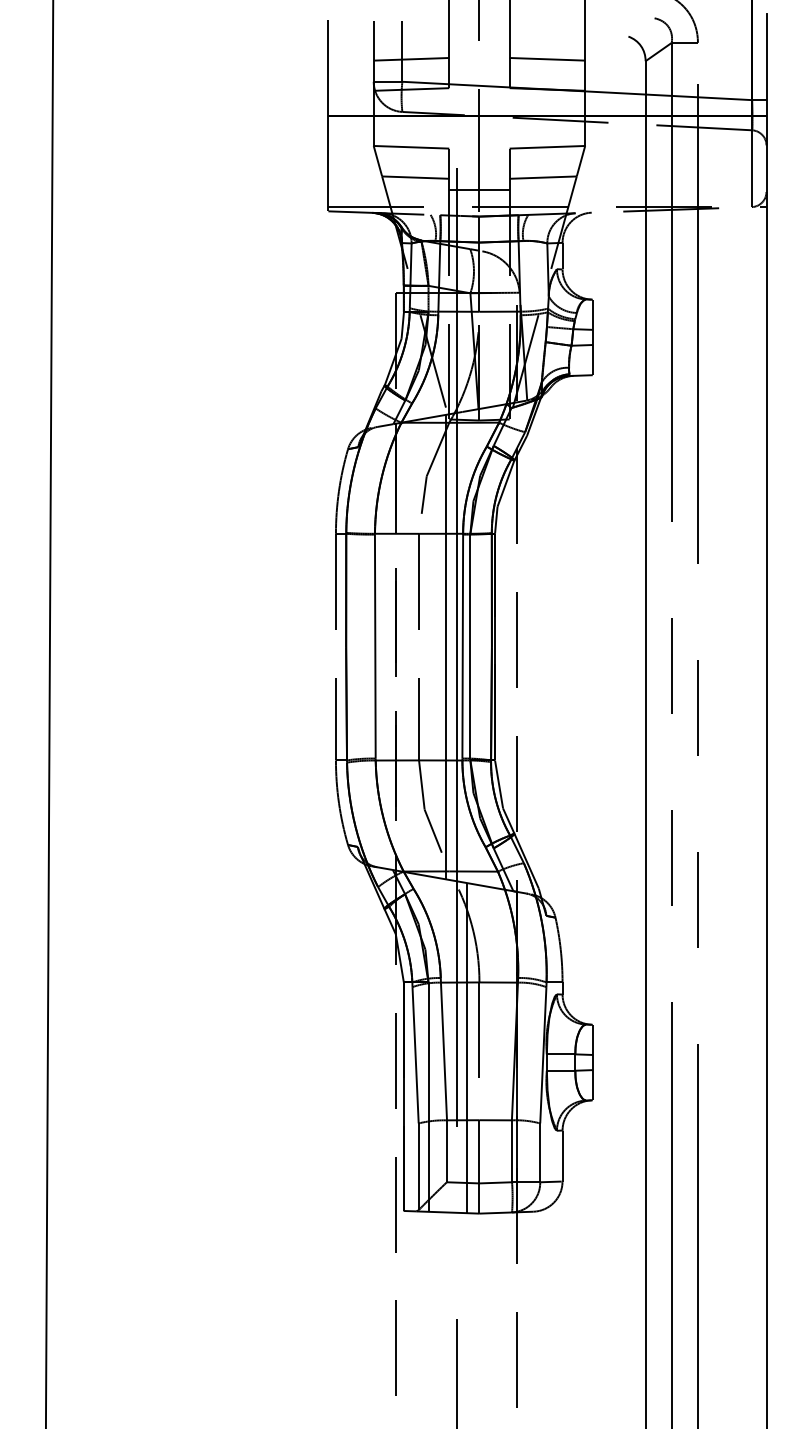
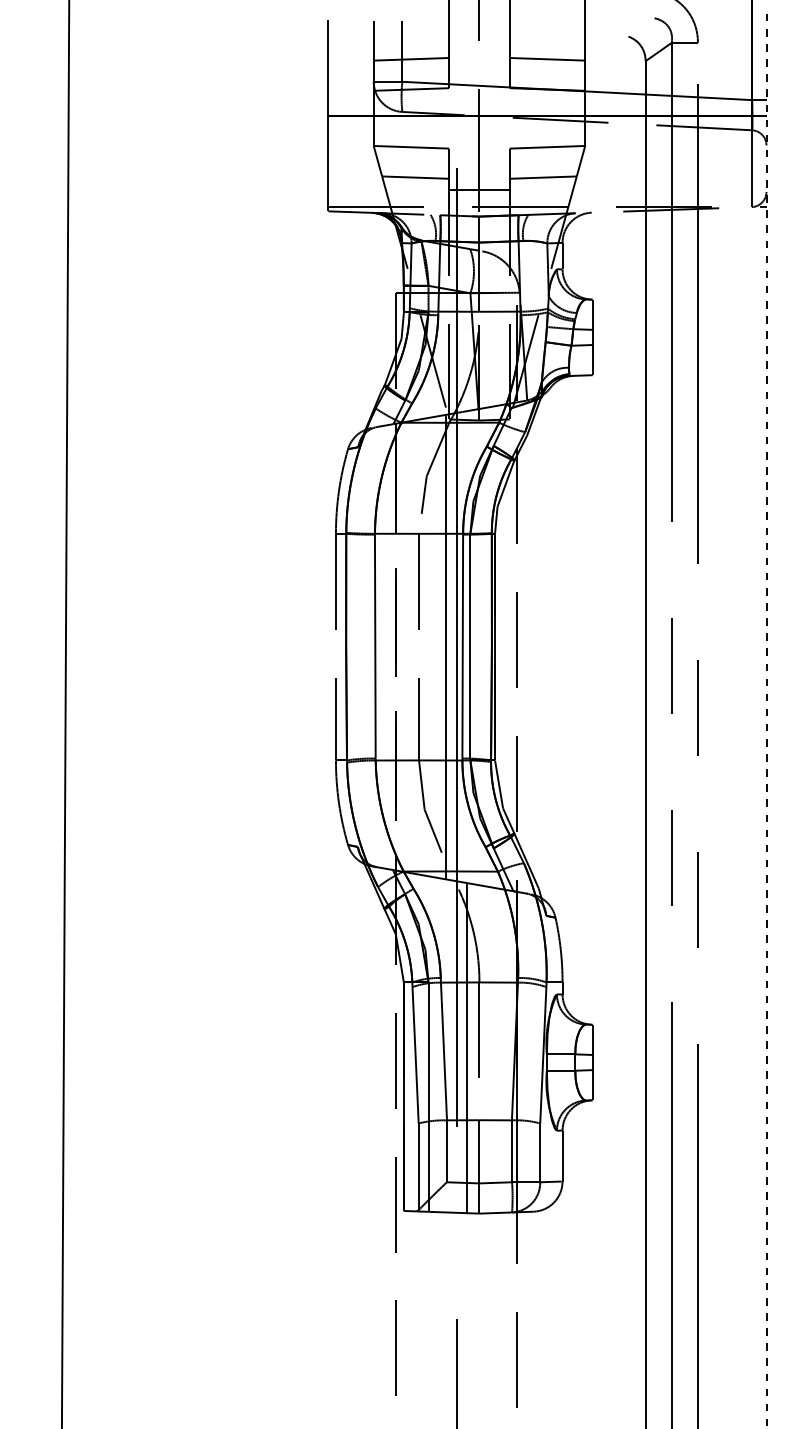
line position: (49, 713) -> (65, 713) (65, 713)
line: solid -> dashed (766, 721)
